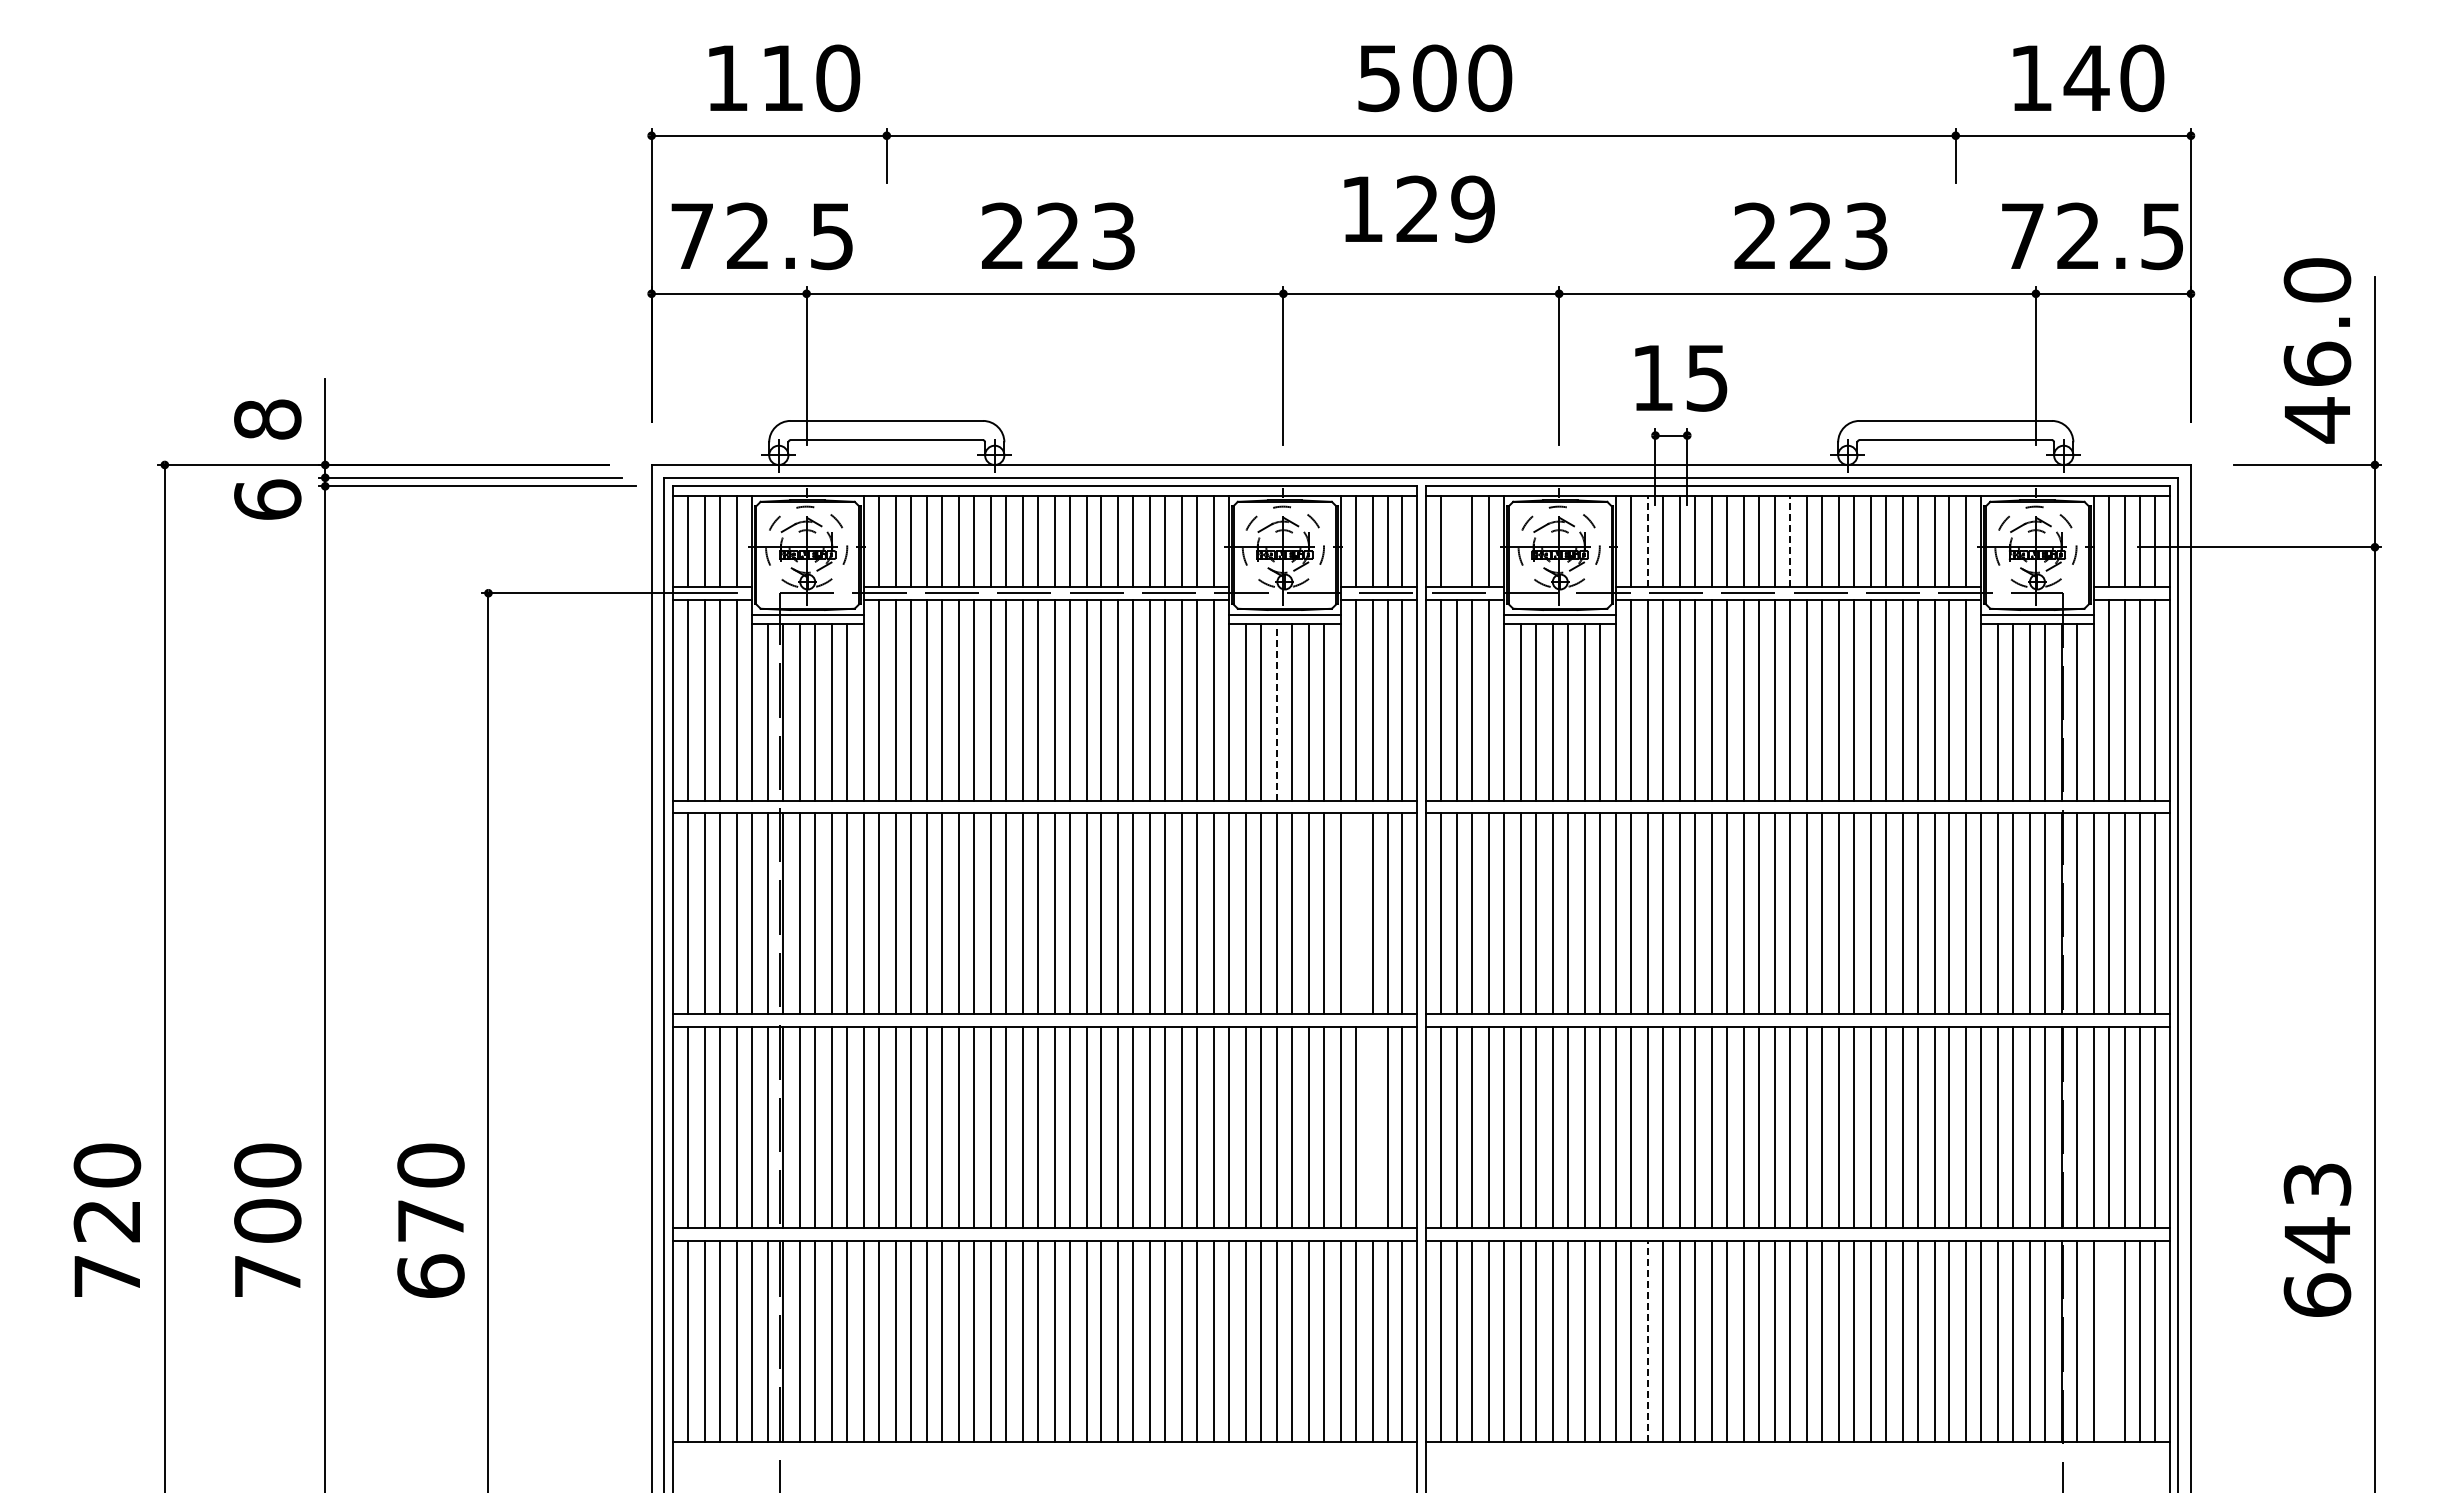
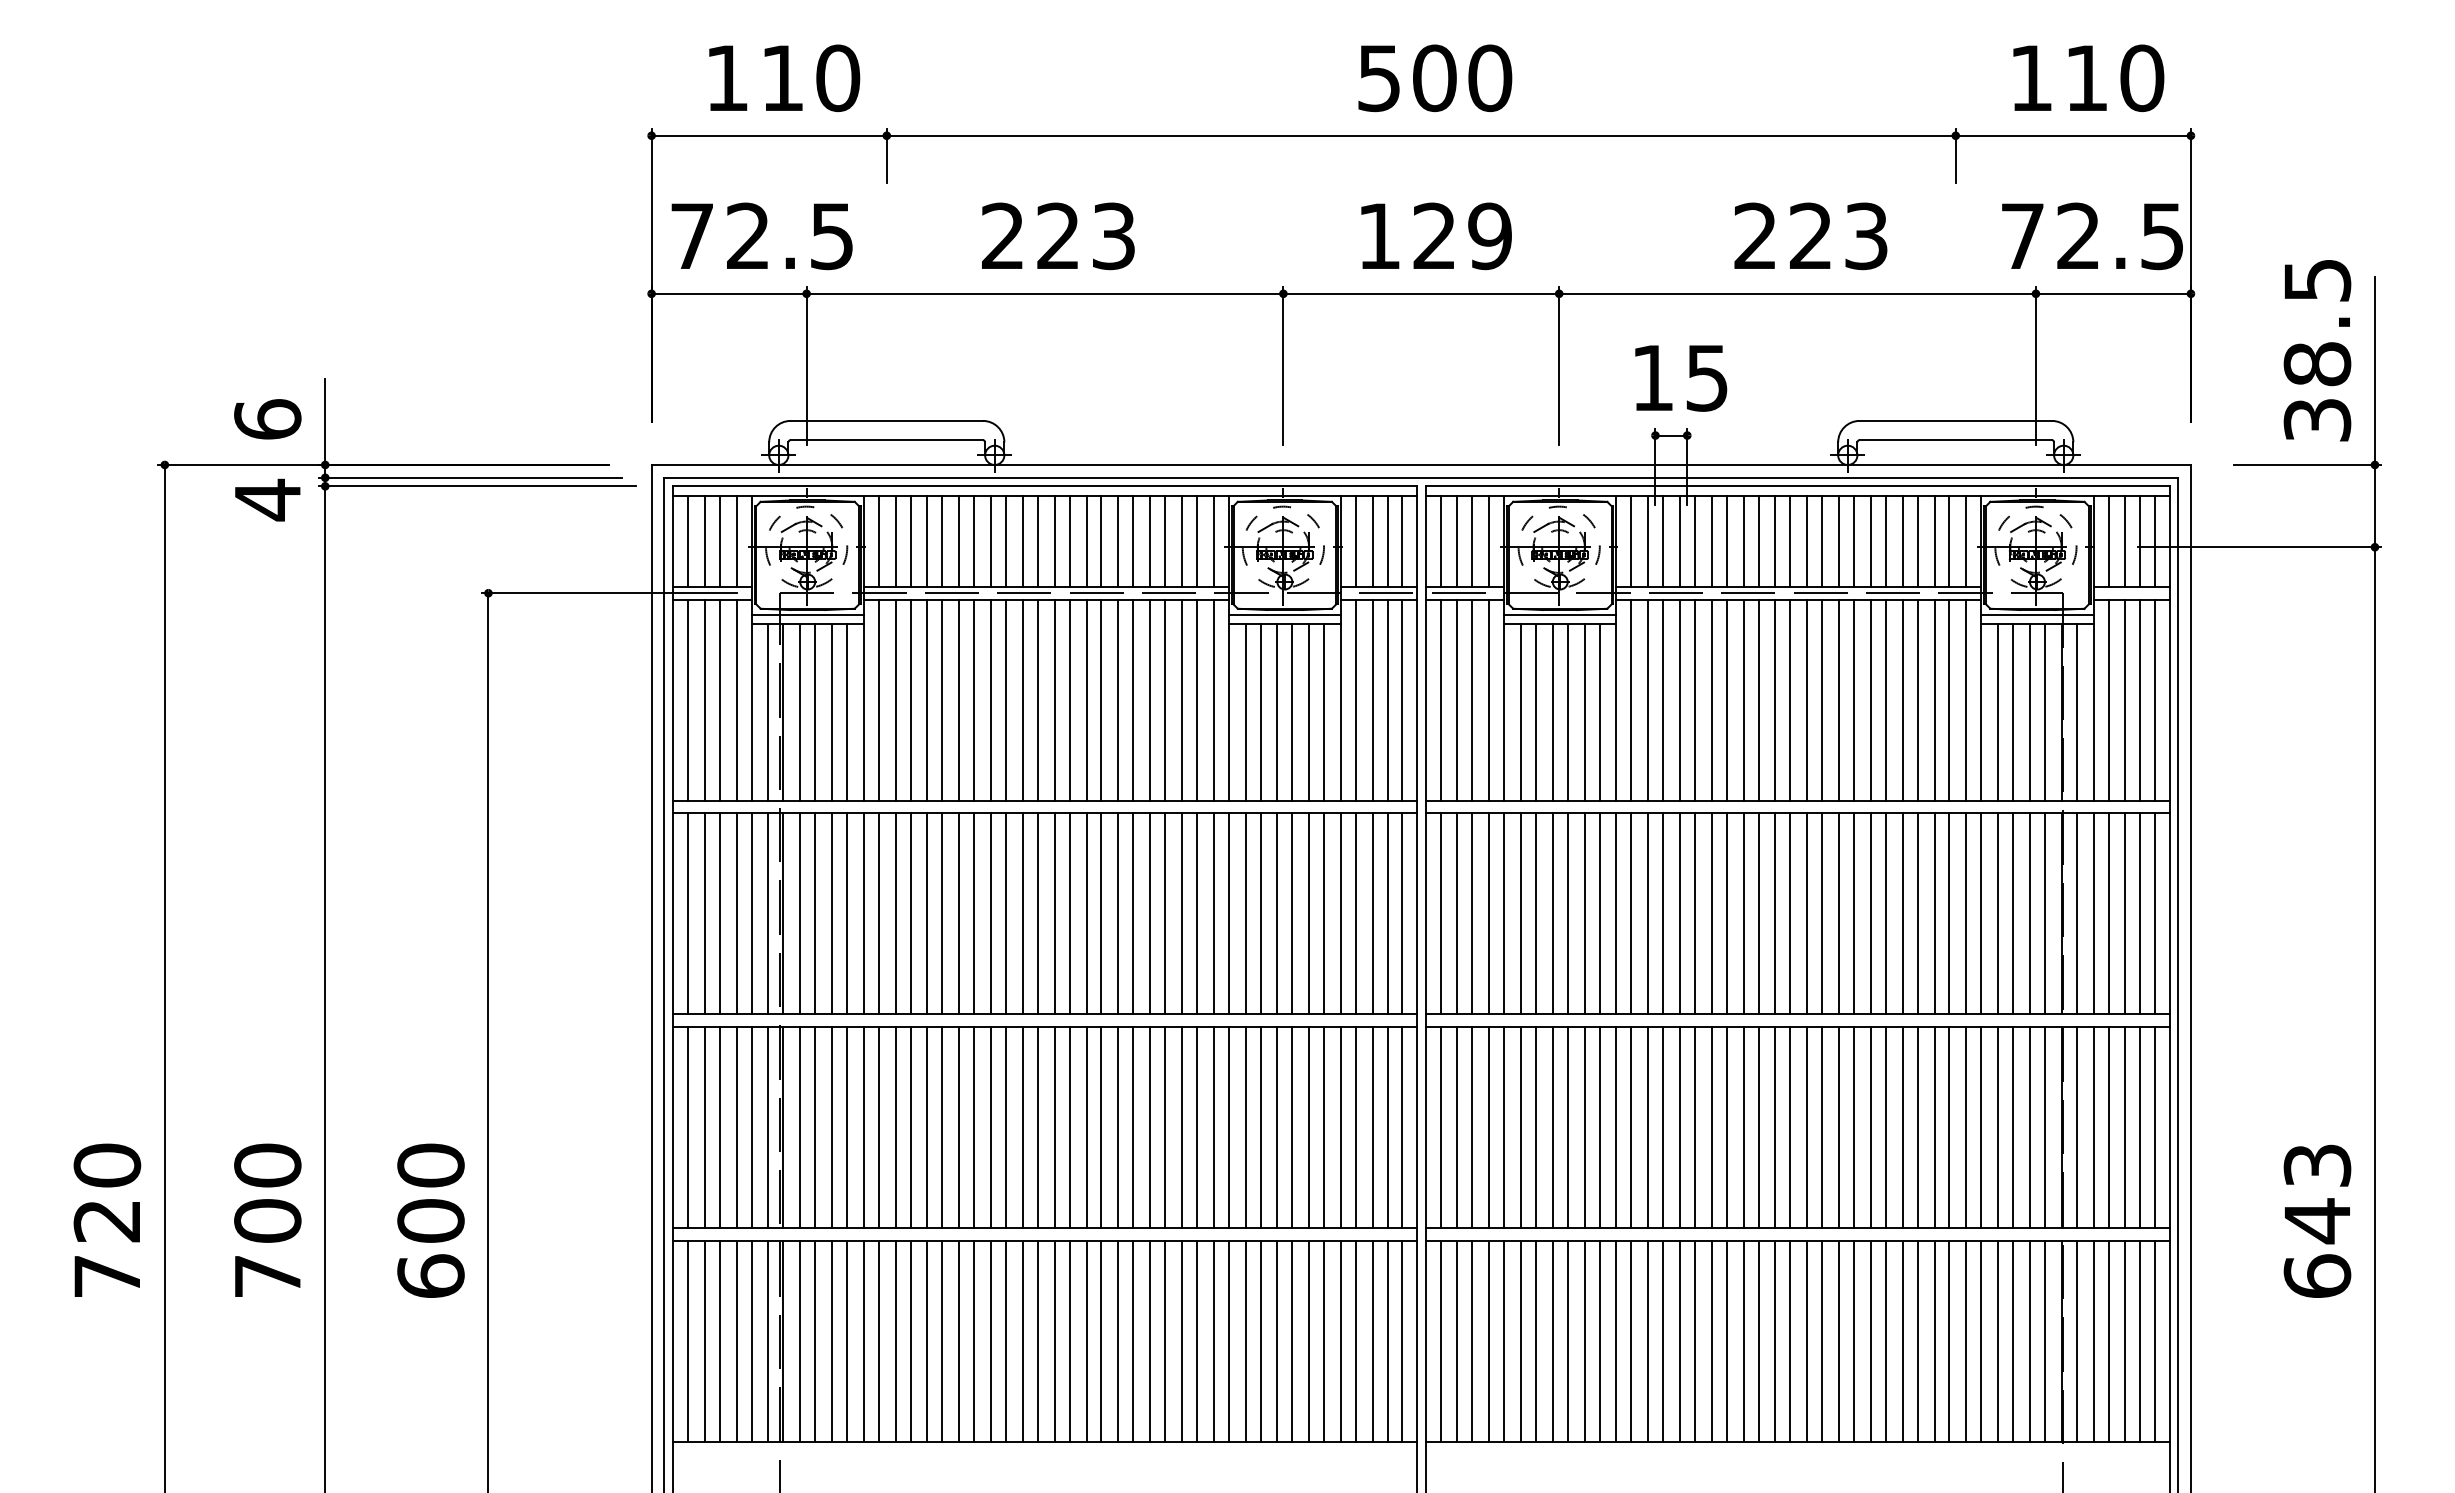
text: 140 -> 110 (2086, 77)
text position: (1419, 209) -> (1436, 236) (1436, 236)
text: 46.0 -> 38.5 (2317, 350)
text: 8 -> 6 (267, 419)
text: 6 -> 4 (267, 499)
line: none -> present (1457, 540)
line: dashed -> solid (1648, 540)
line: dashed -> solid (1790, 540)
line: dashed -> solid (1277, 711)
line: none -> present (1355, 913)
line: none -> present (1372, 1127)
text: 670 -> 600 (430, 1220)
text position: (2317, 1239) -> (2317, 1220) (2317, 1220)
line: dashed -> solid (1648, 1341)
line: none -> present (2108, 1341)
